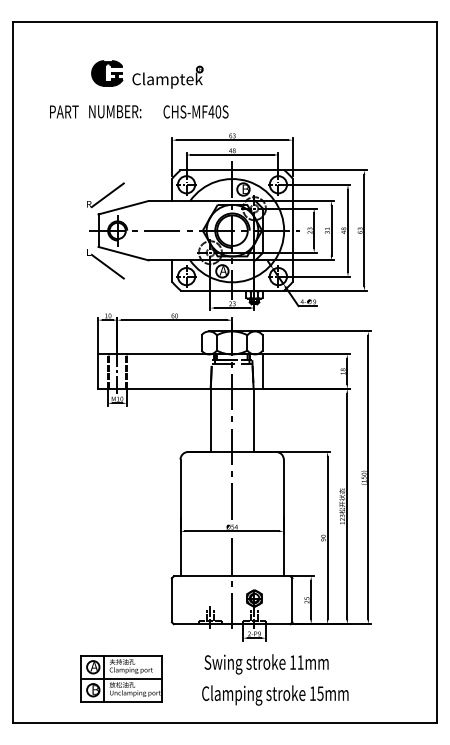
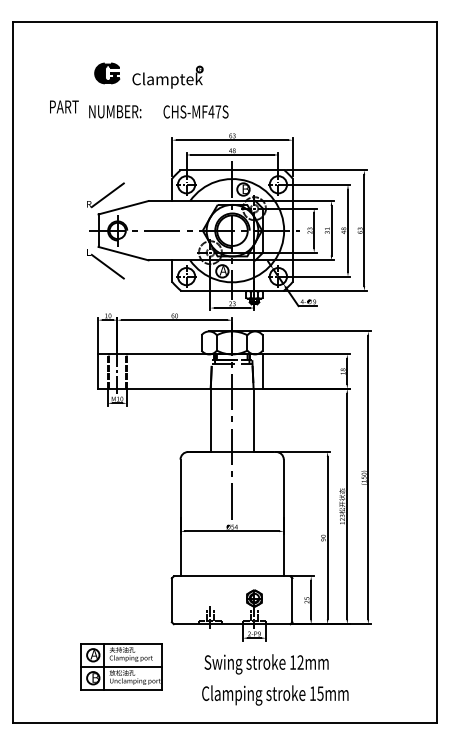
part size: 33x27 px -> 27x23 px (107, 73)
text position: (64, 111) -> (64, 106) (64, 106)
text: CHS-MF40S -> CHS-MF47S (218, 111)
line: present -> none (232, 582)
text: 11mm -> 12mm (300, 662)
part position: (121, 678) -> (121, 666) (121, 666)
